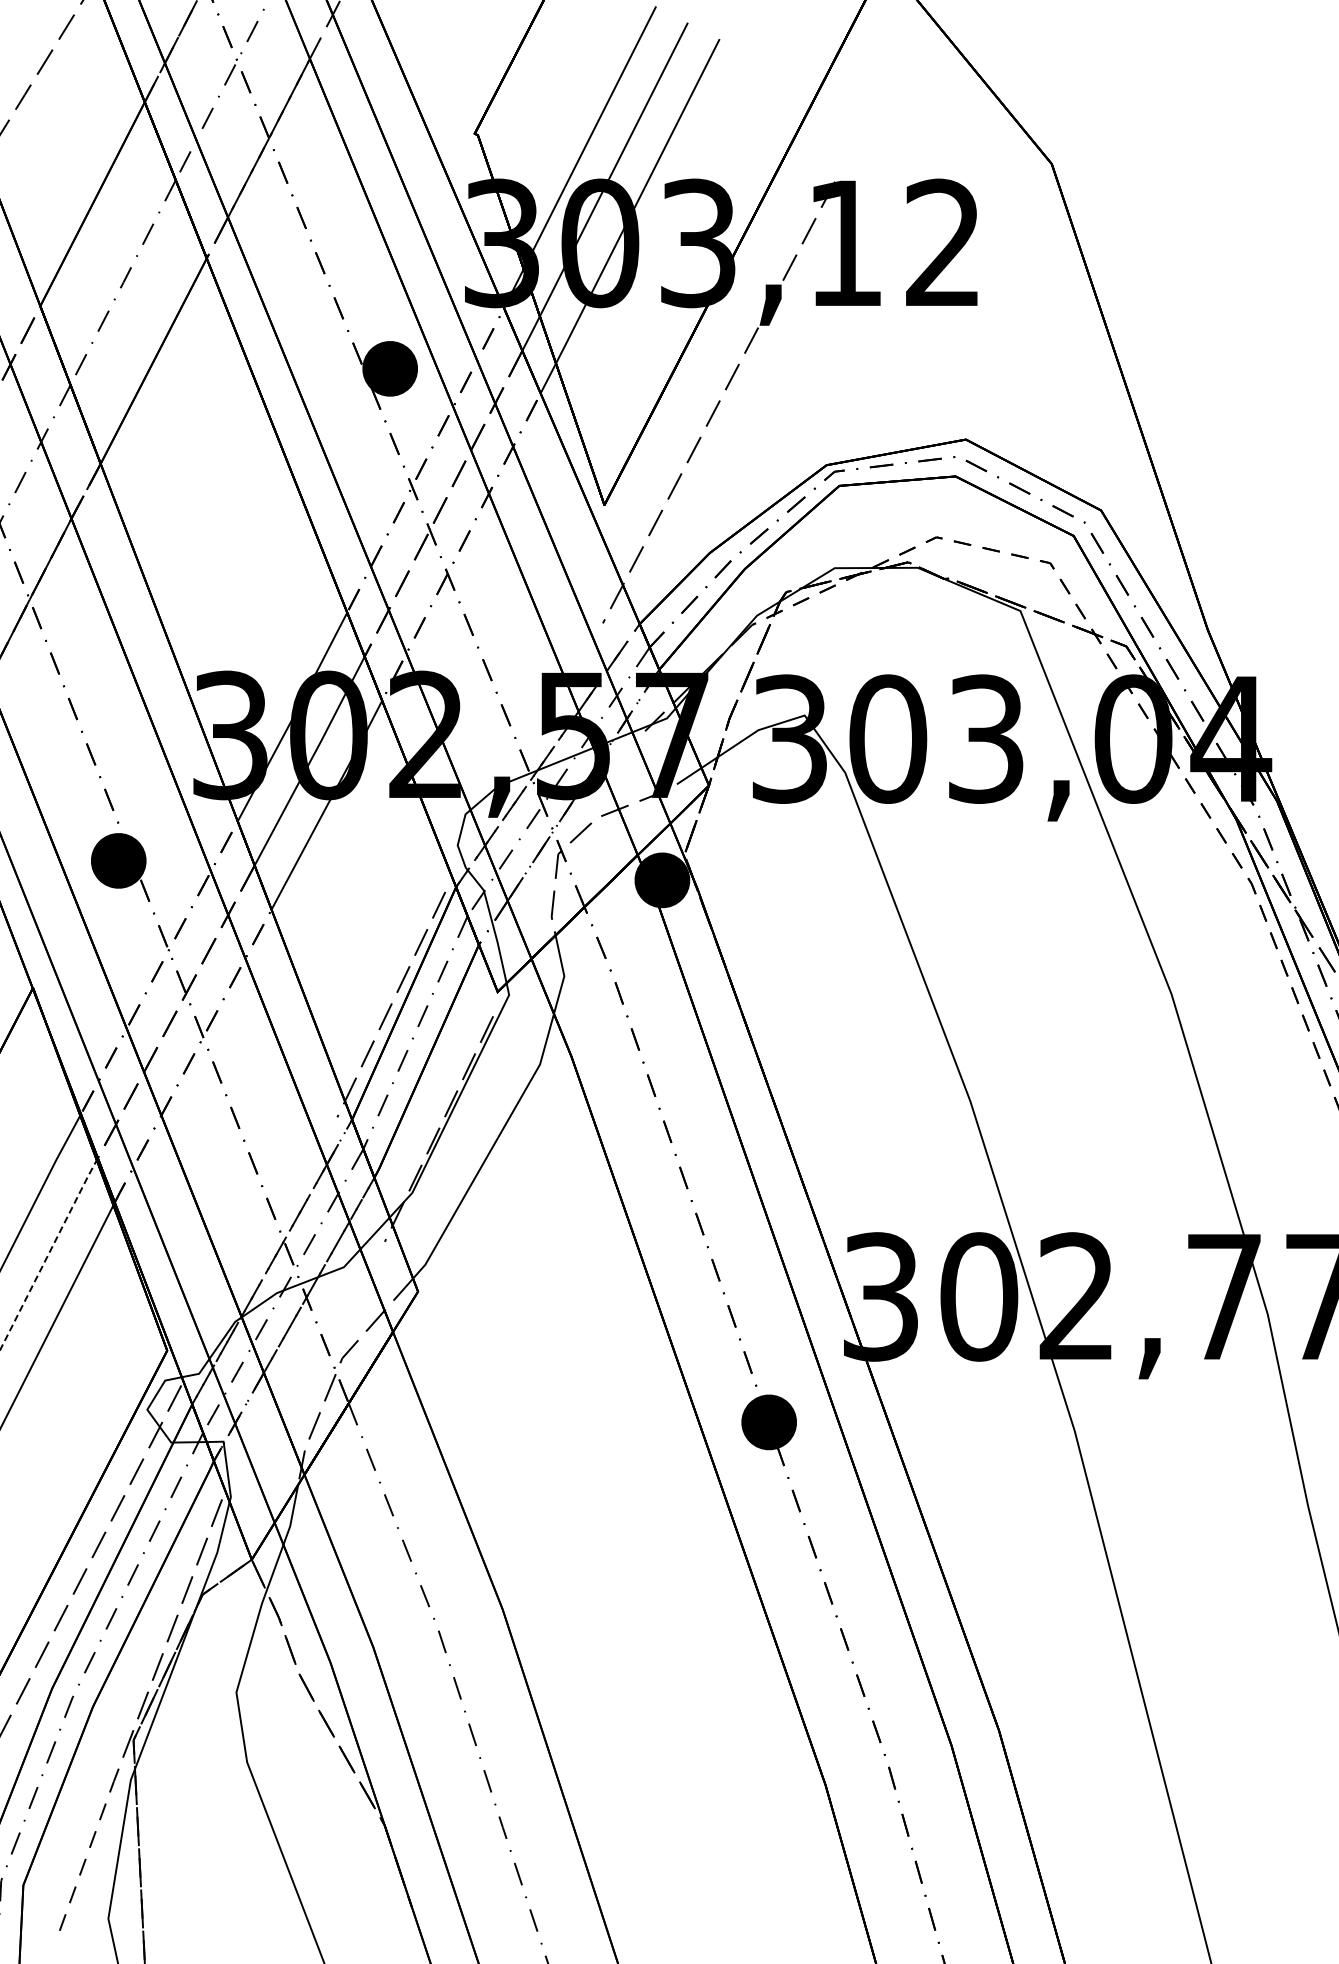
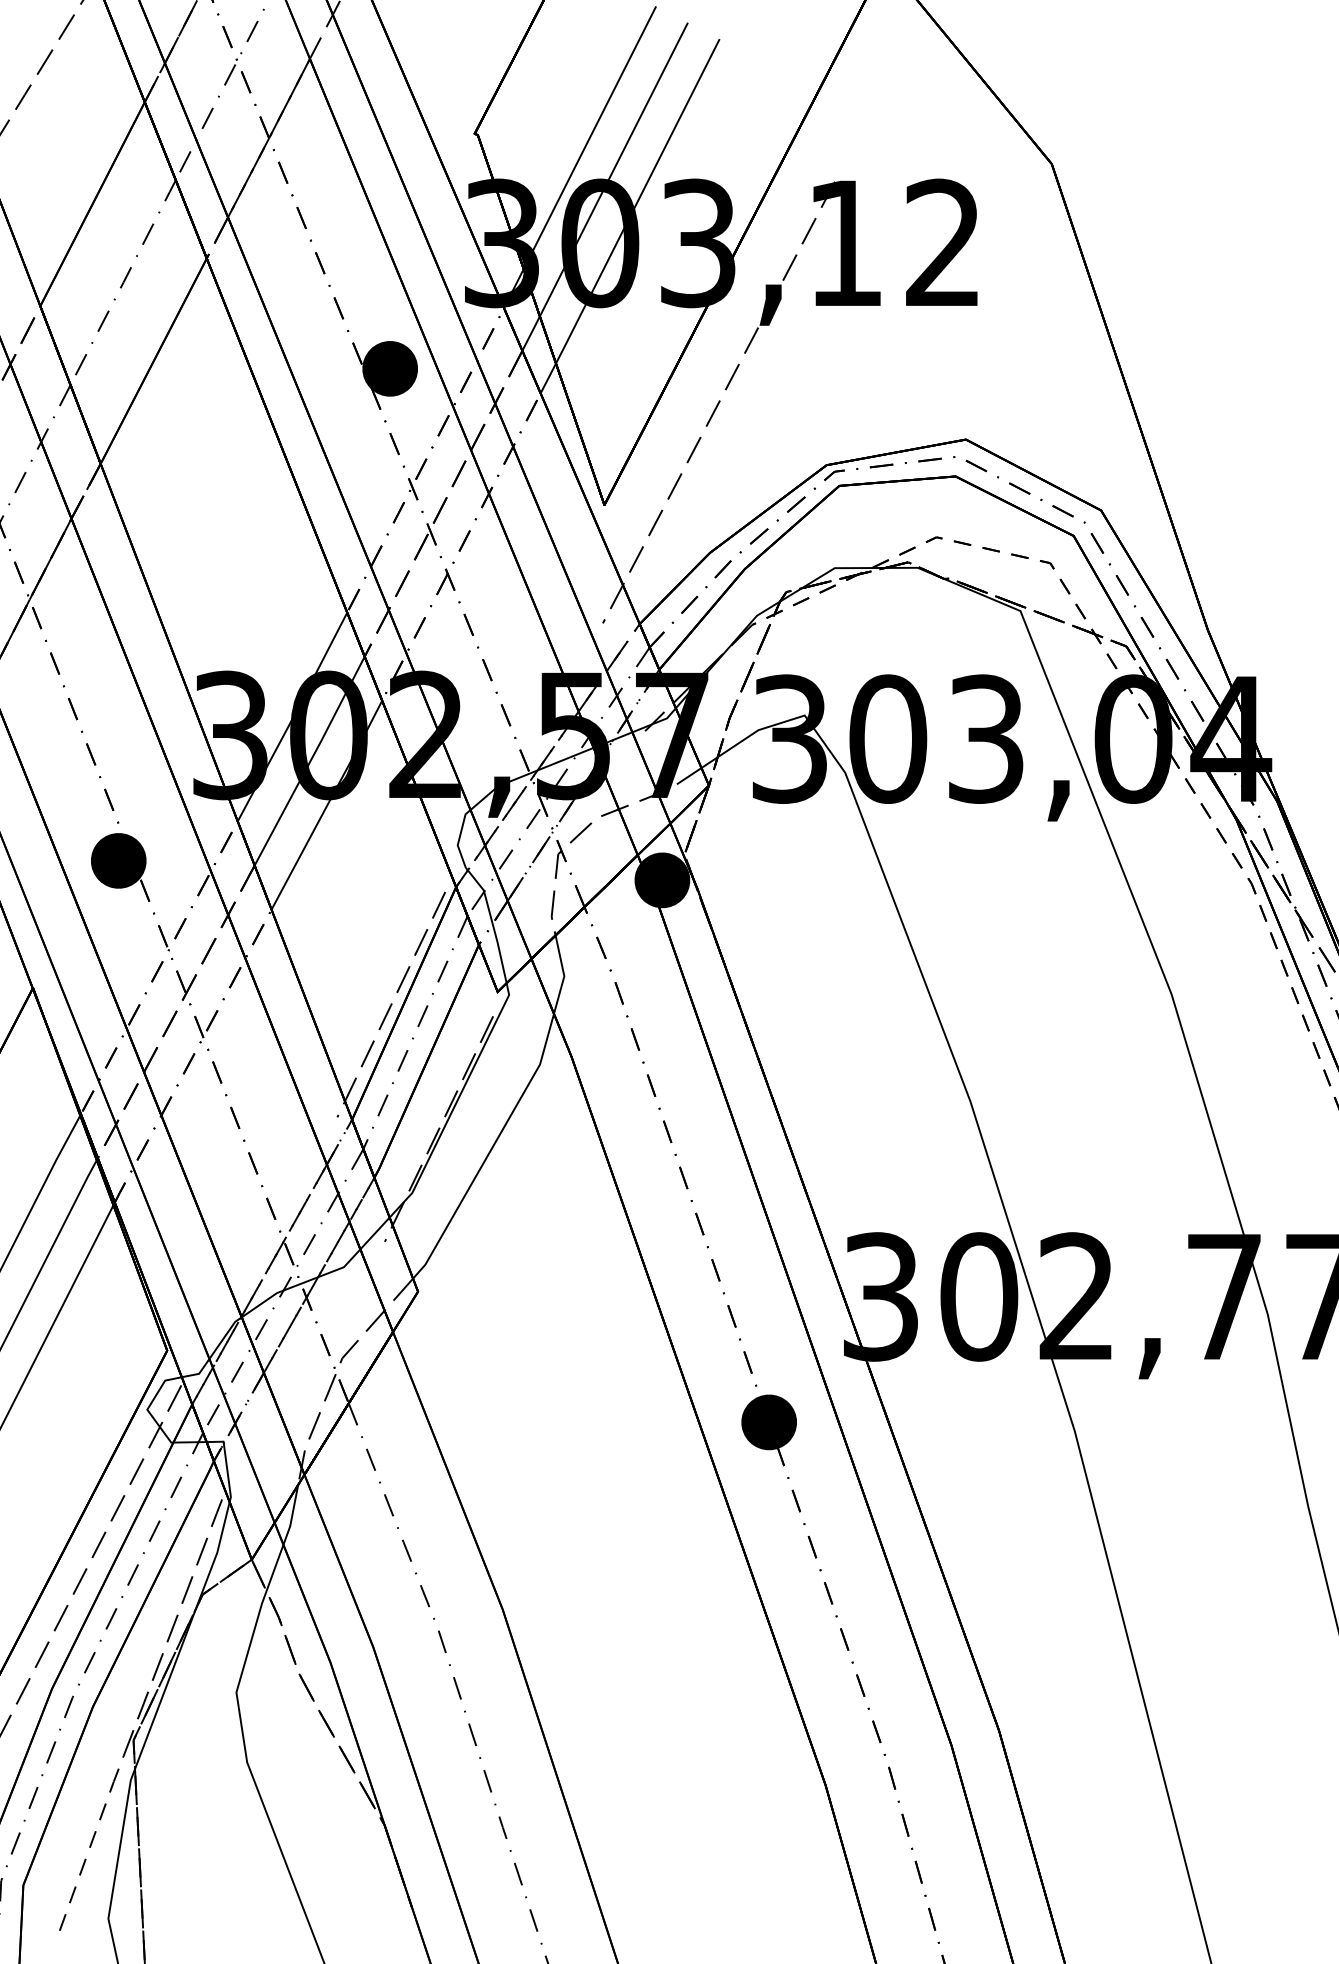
line: dashed -> solid (48, 1254)
